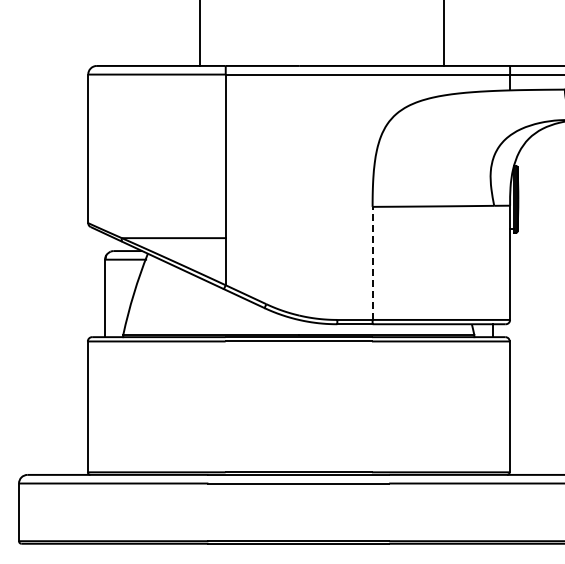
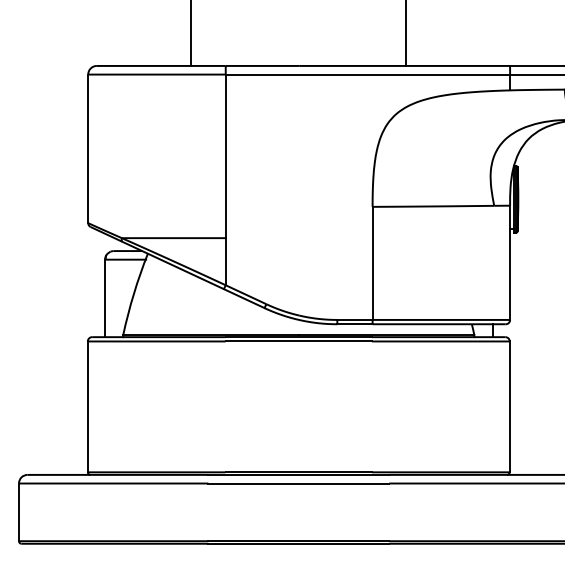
line position: (200, 33) -> (191, 33) (191, 33)
line position: (444, 33) -> (406, 33) (406, 33)
line: dashed -> solid (372, 263)
